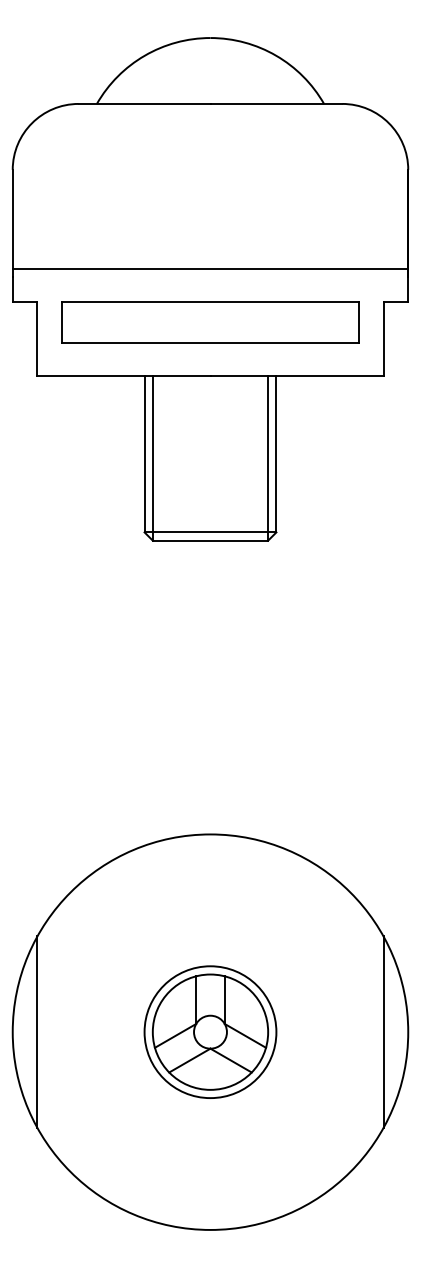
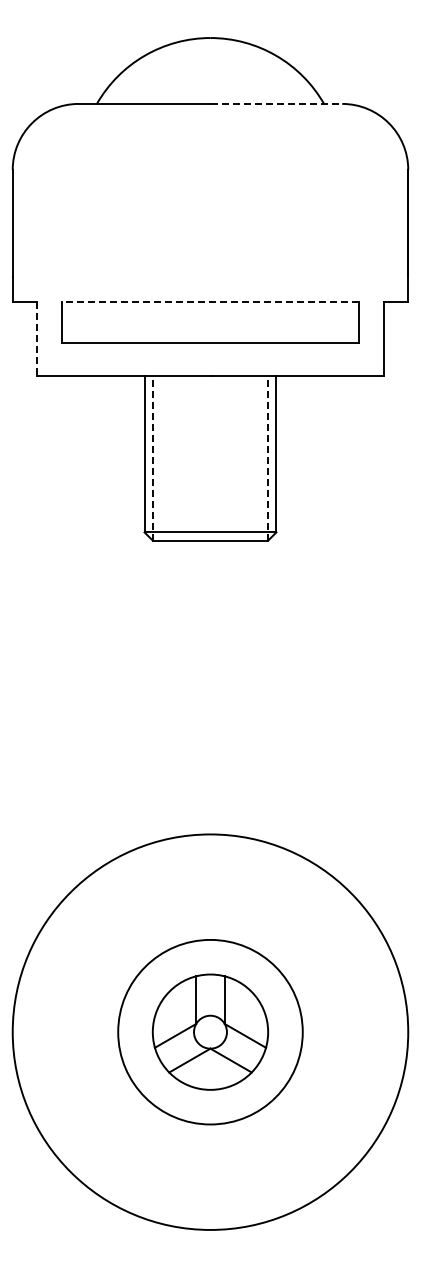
line: solid -> dashed (276, 103)
line: present -> none (210, 268)
line: solid -> dashed (209, 301)
line: solid -> dashed (37, 339)
line: solid -> dashed (152, 457)
line: solid -> dashed (268, 457)
line: present -> none (37, 1031)
line: present -> none (383, 1031)
circle diameter: 132 px -> 185 px (210, 1031)
